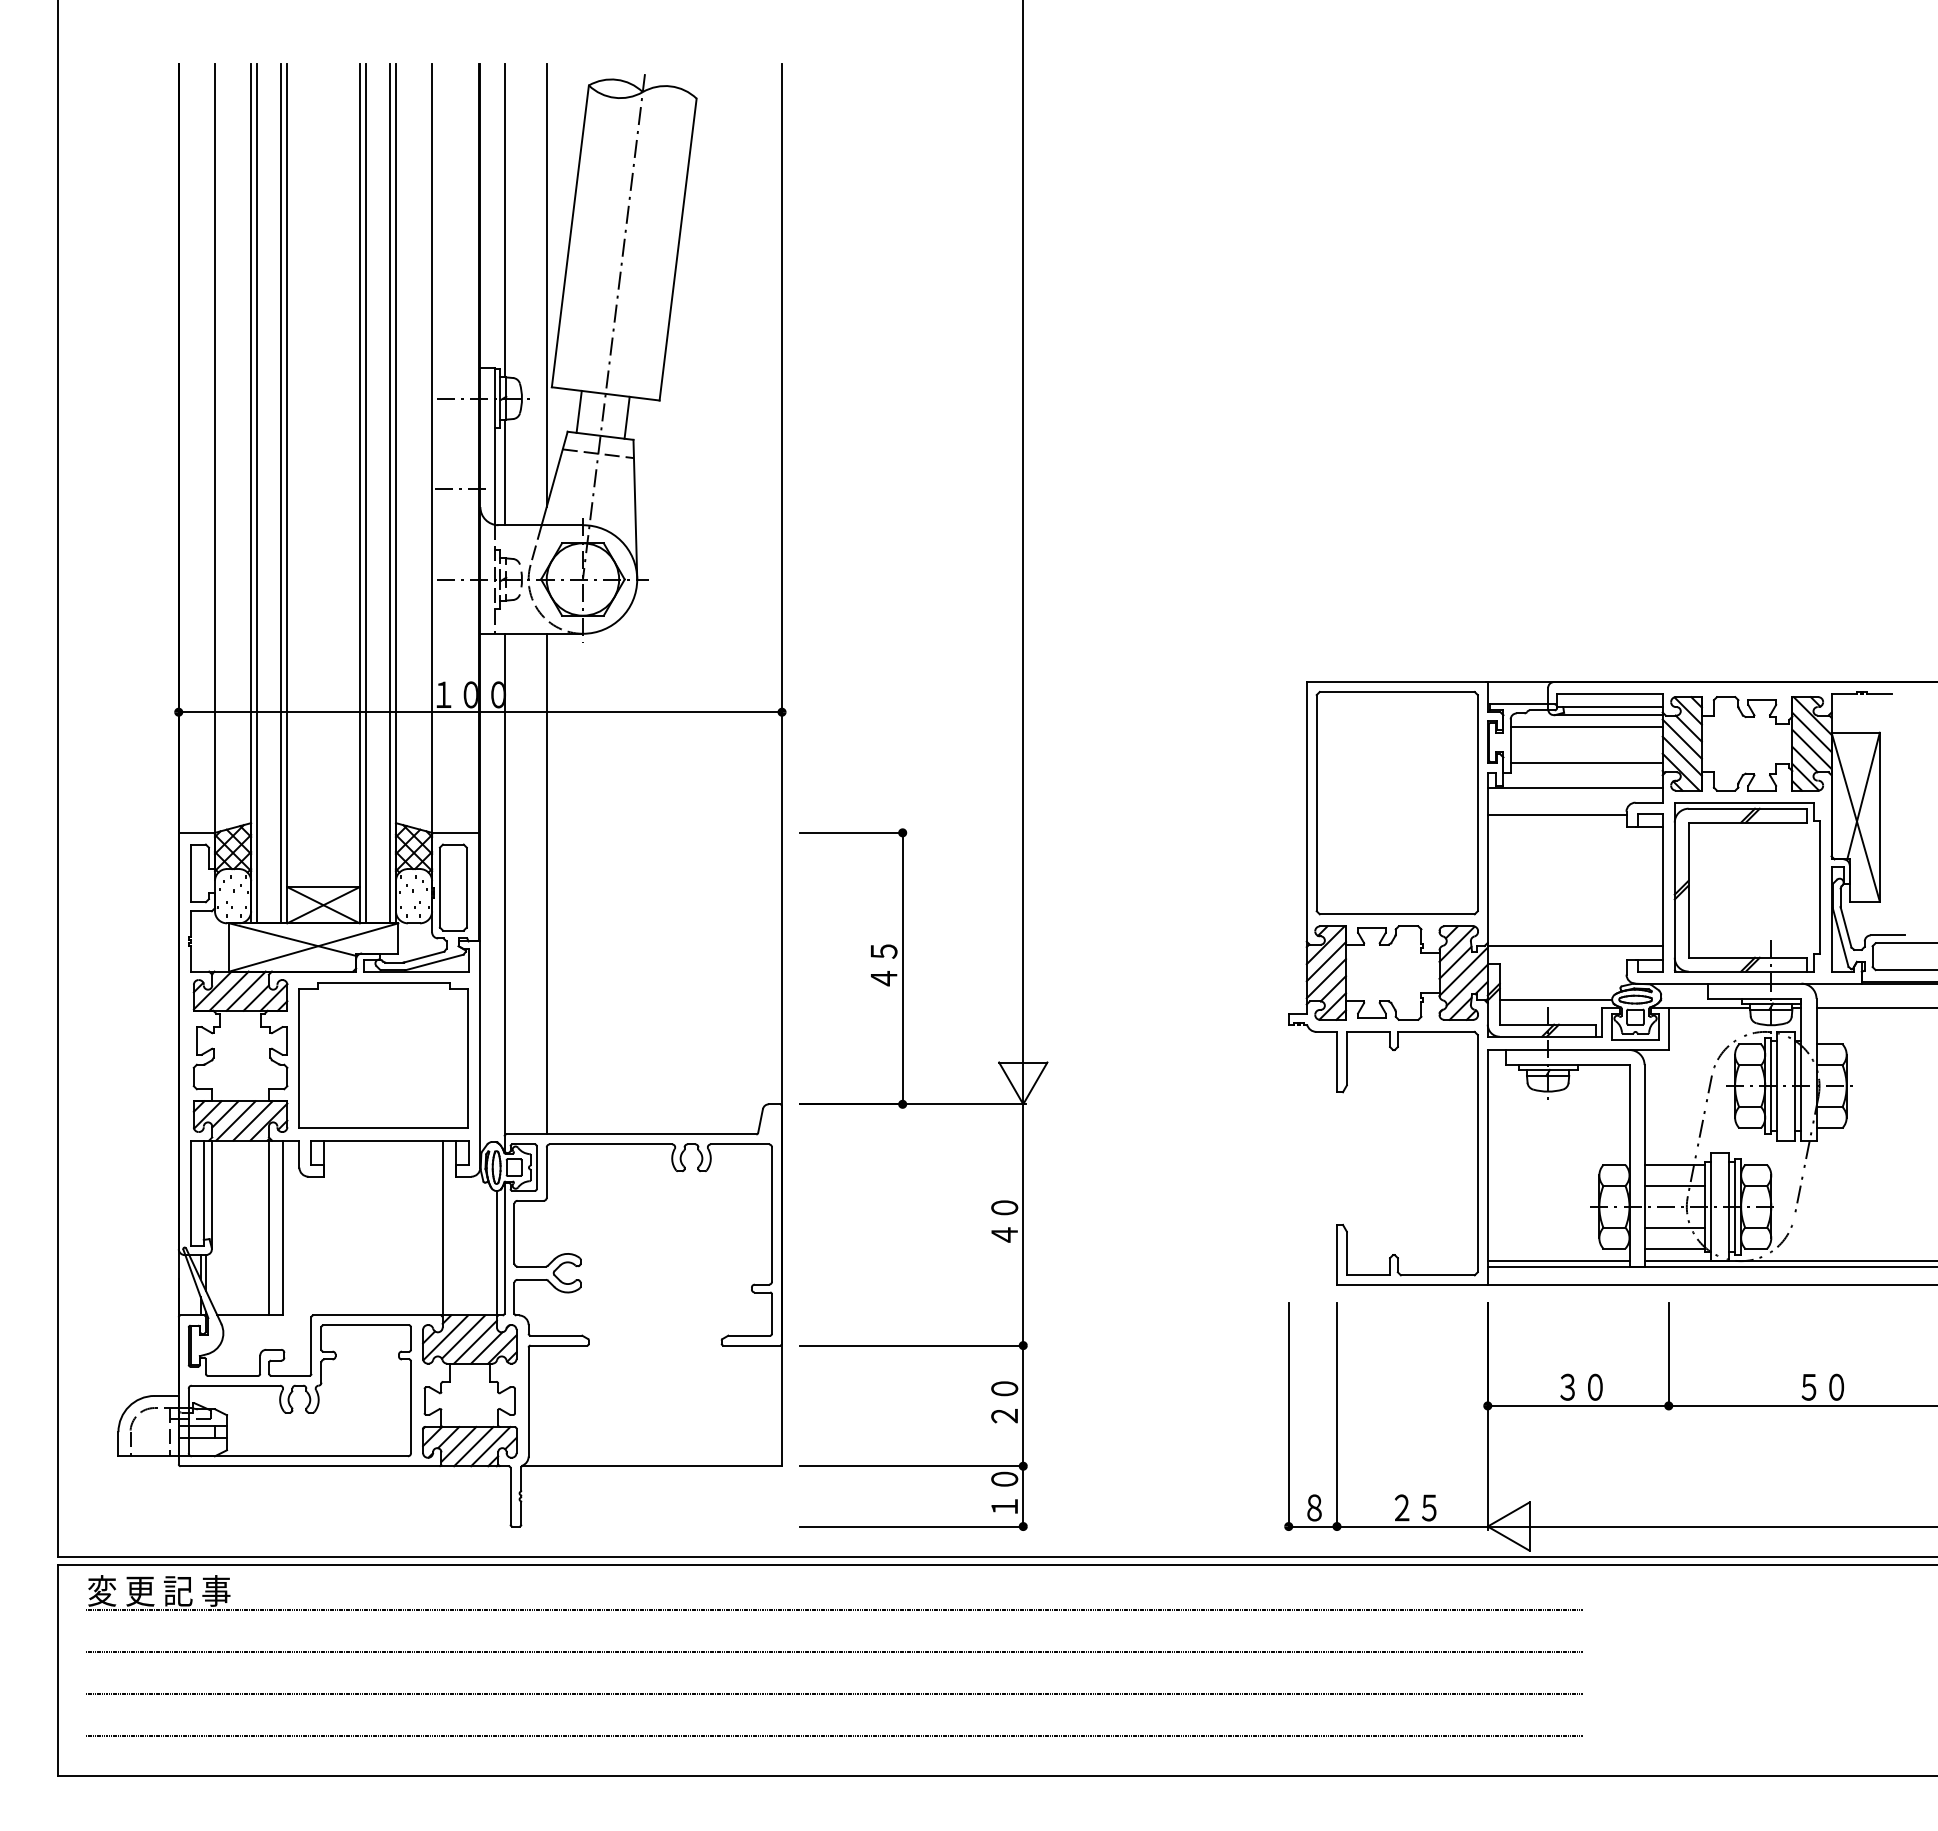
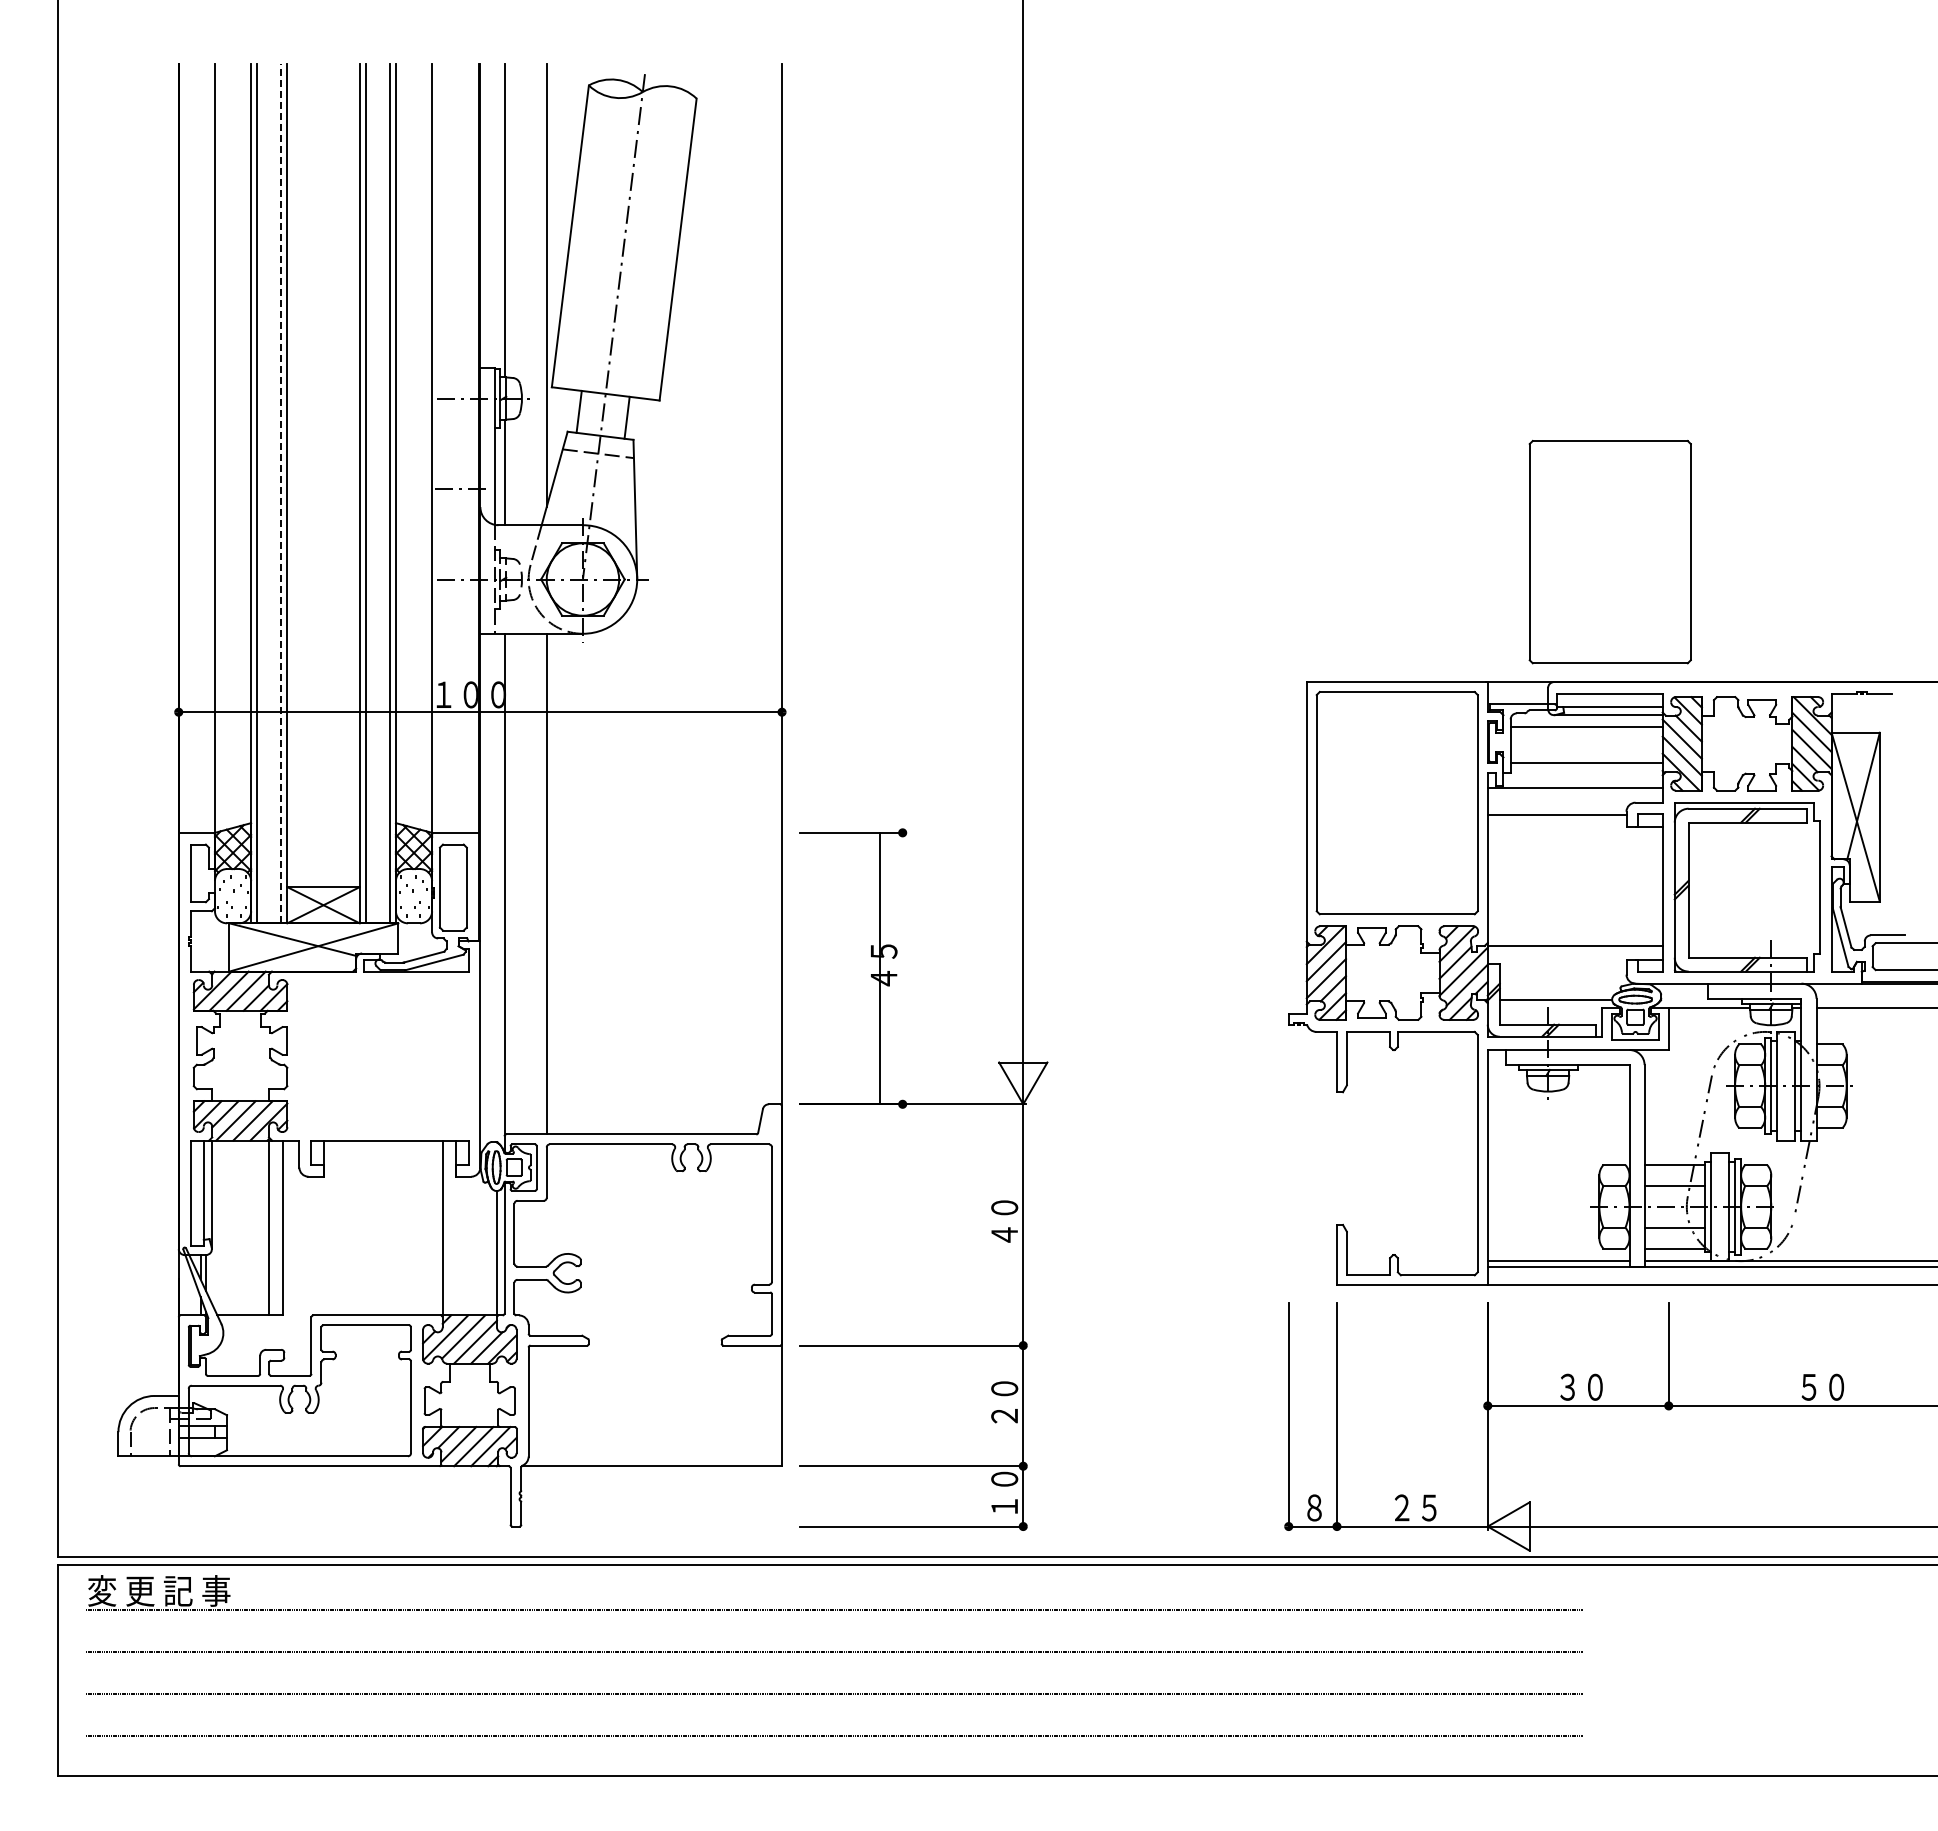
line: solid -> dashed (281, 493)
part: none -> present (1609, 552)
line position: (902, 968) -> (879, 968) (879, 968)
part: present -> none (383, 1055)
